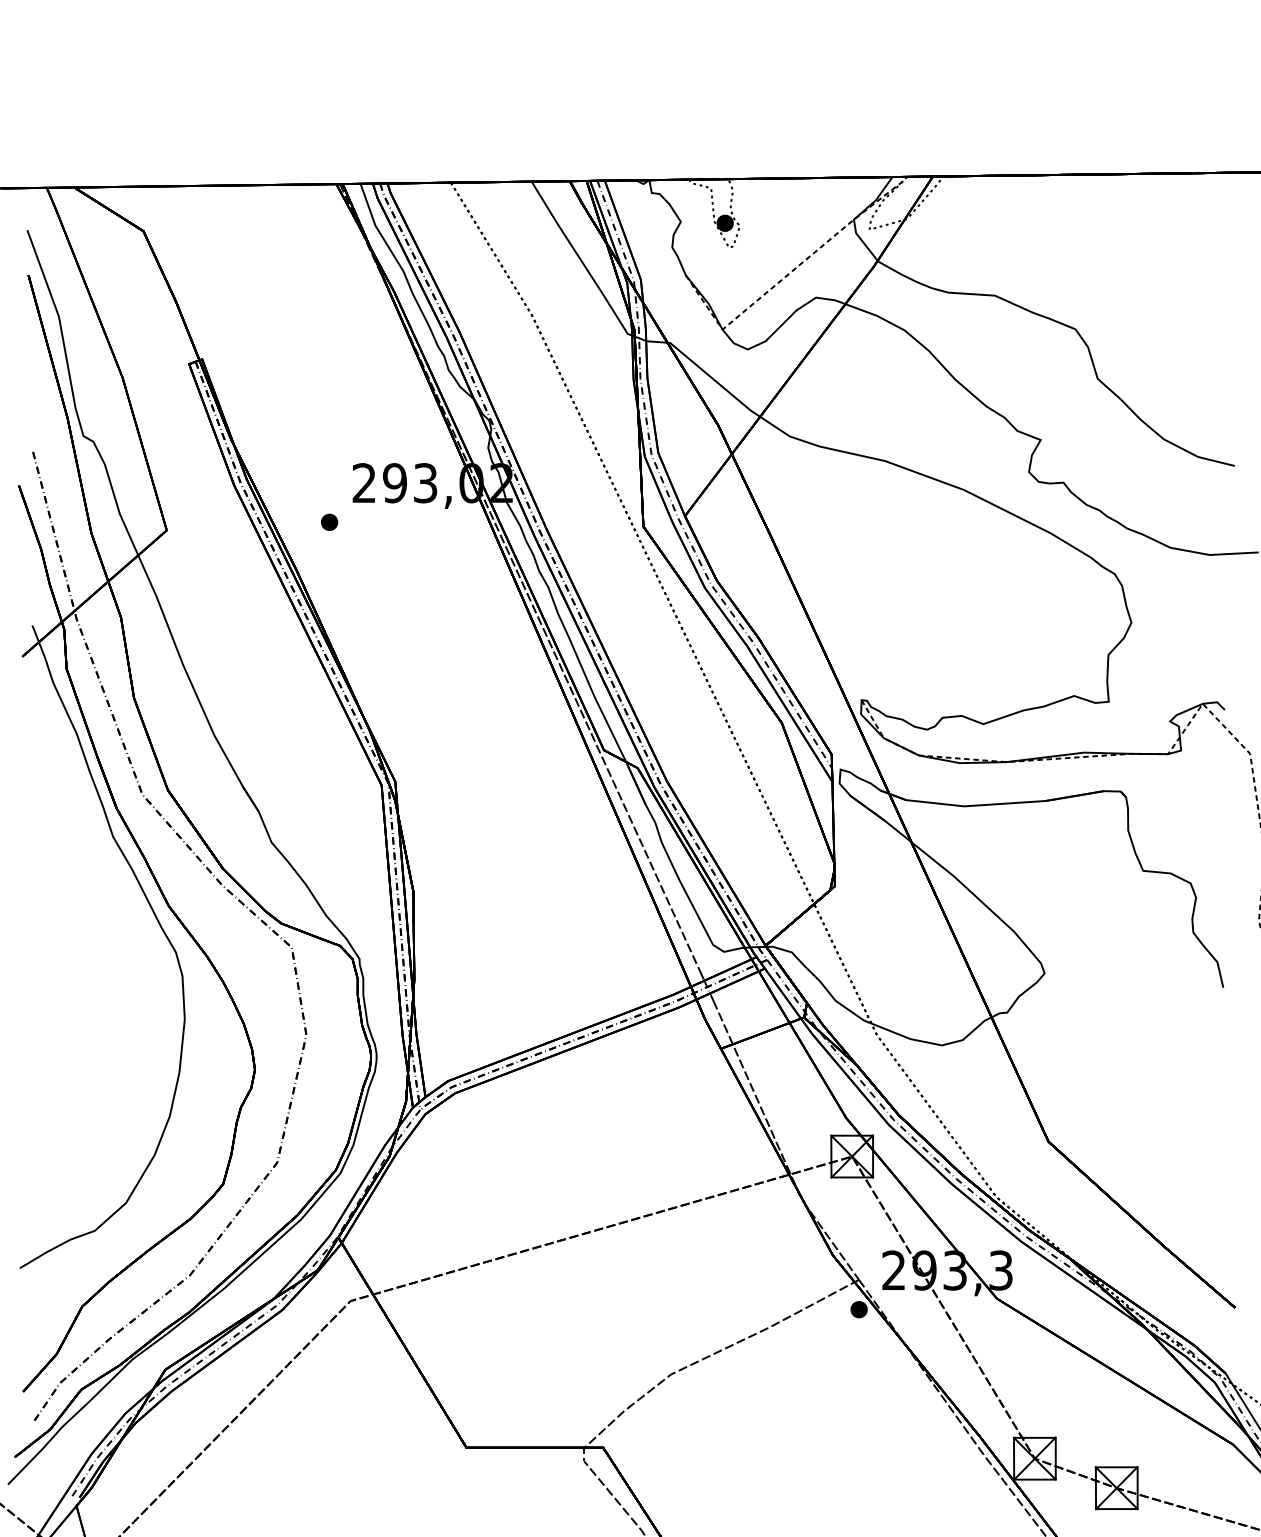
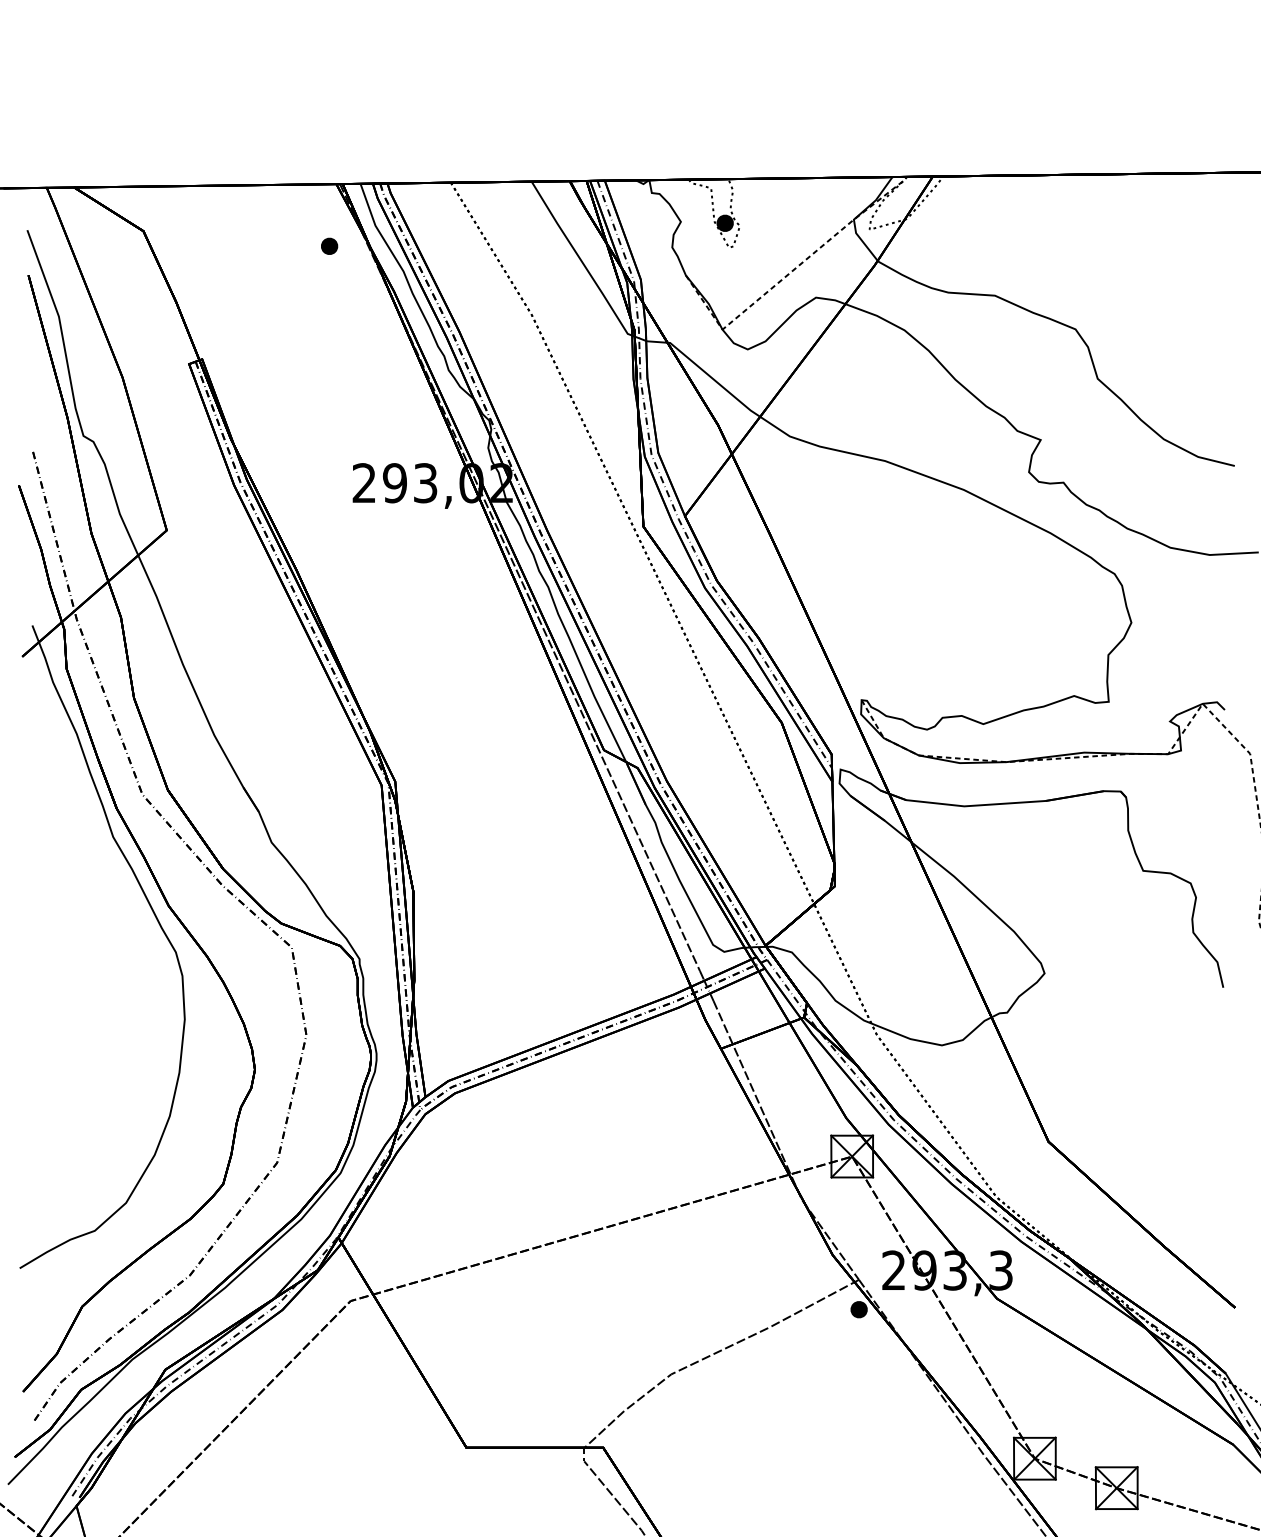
part position: (329, 521) -> (329, 245) (329, 245)
